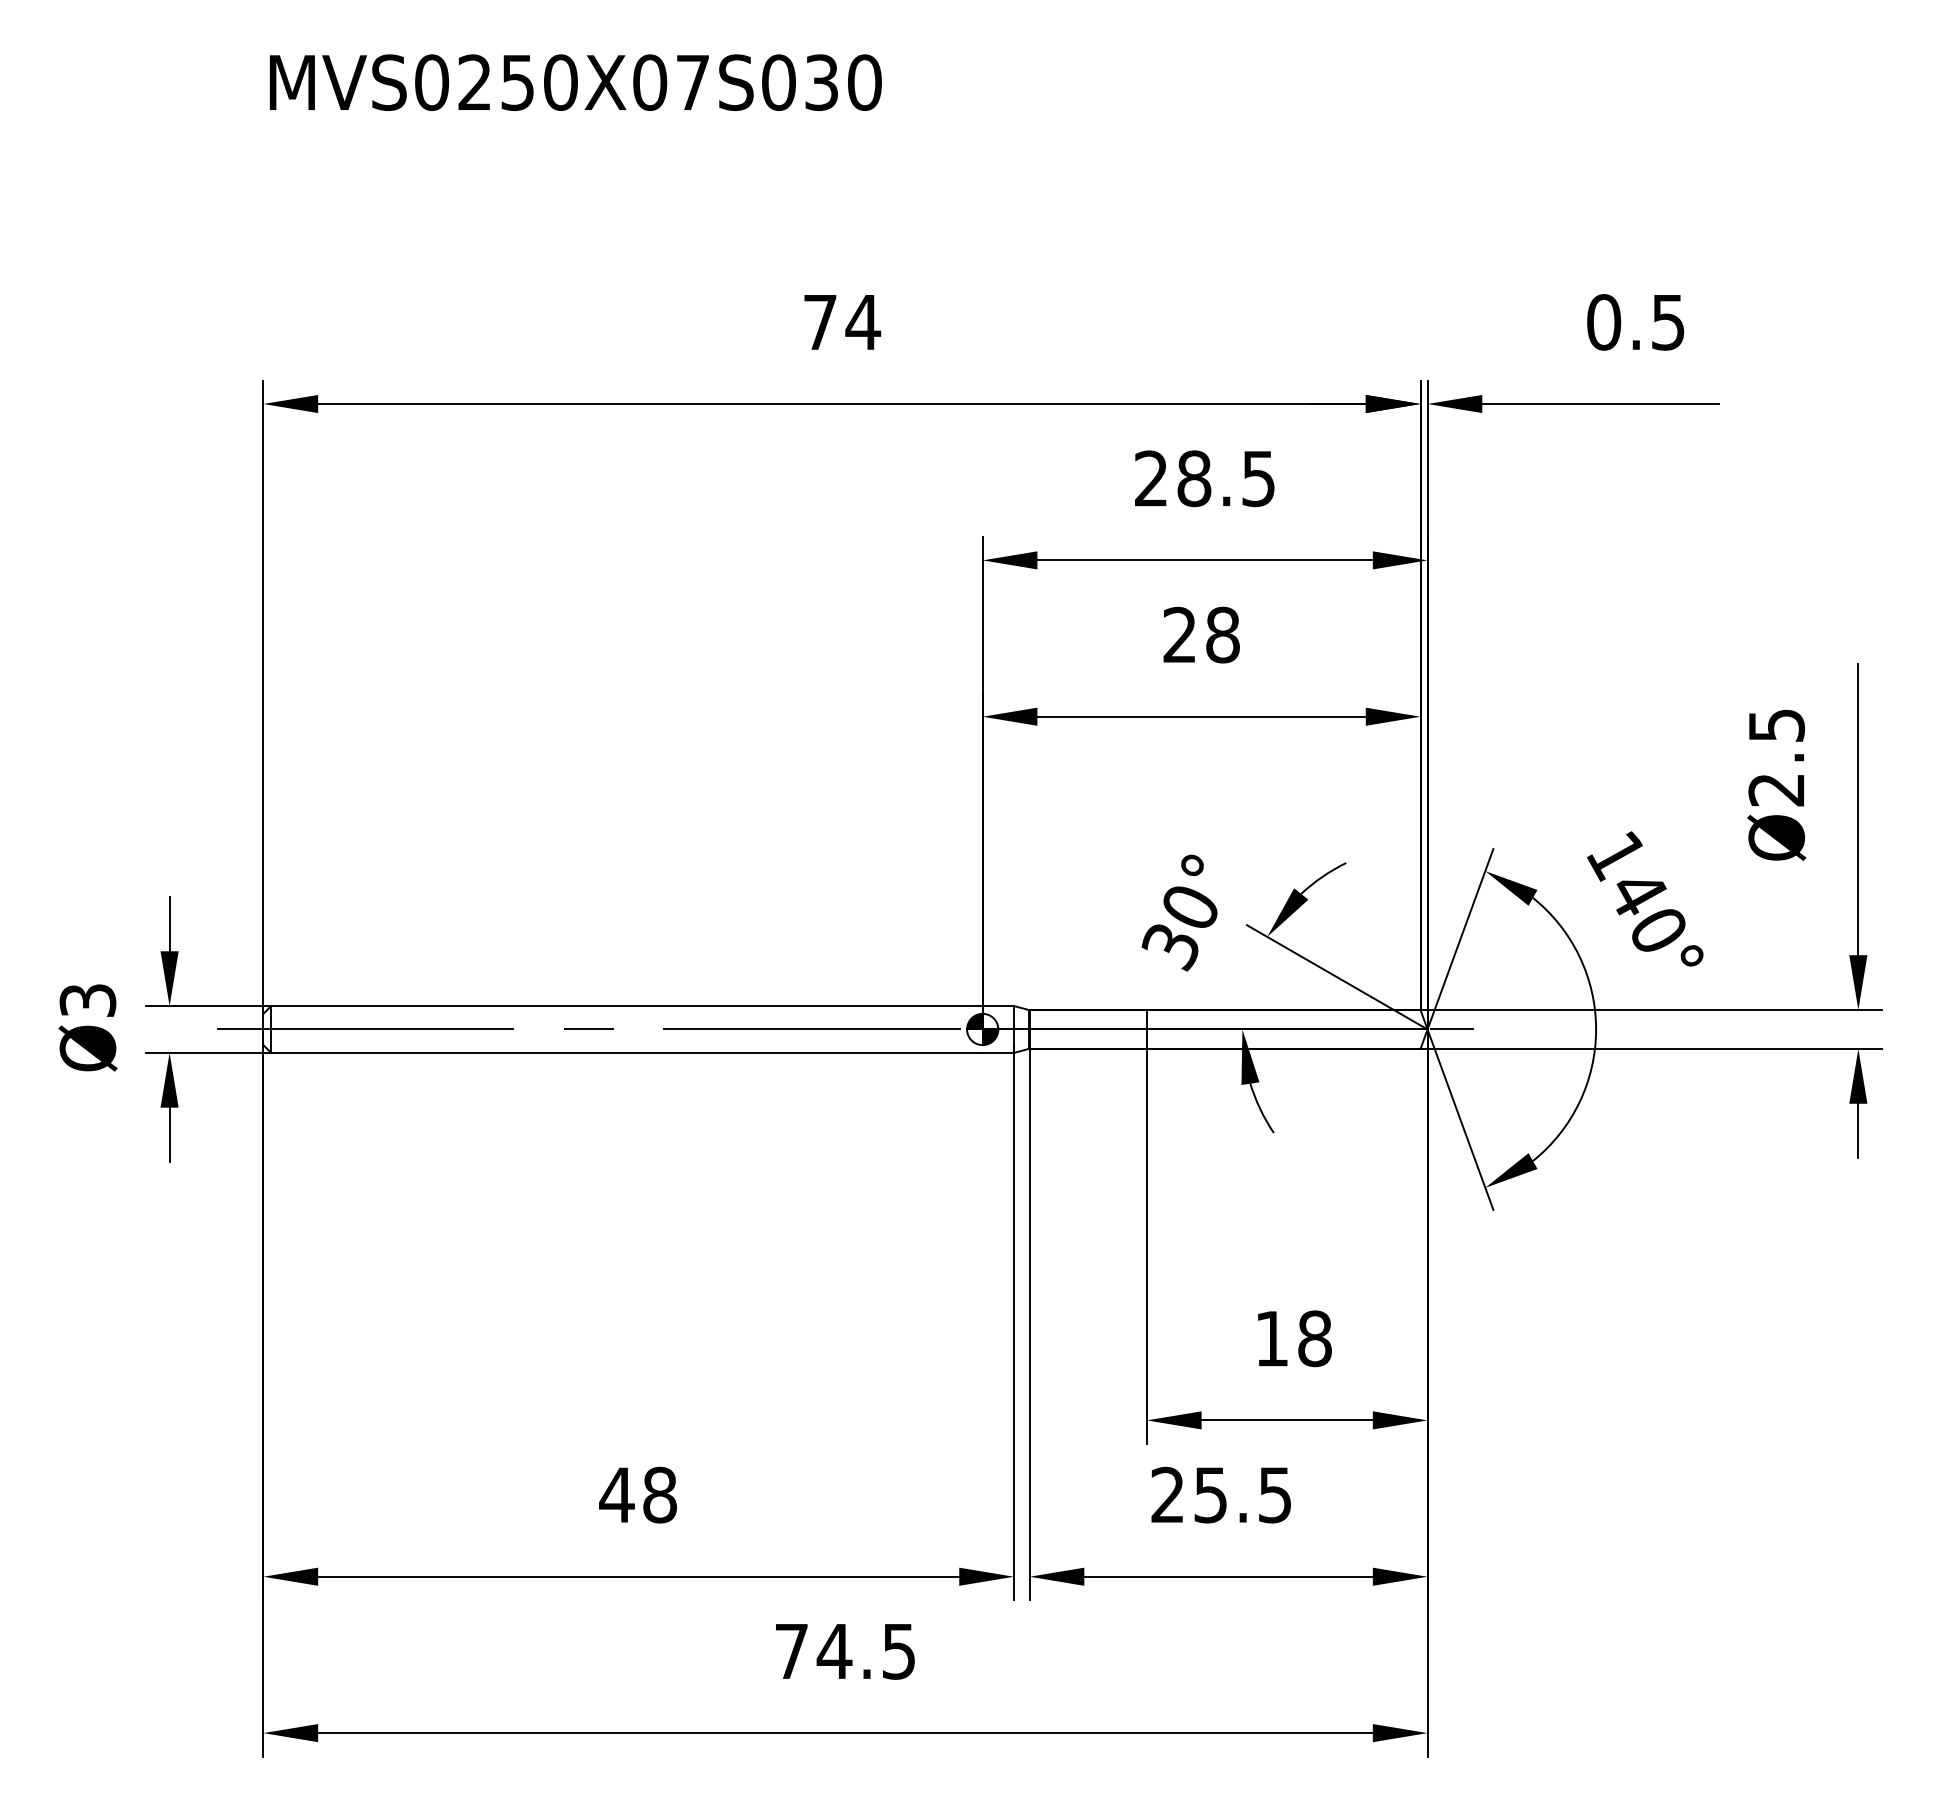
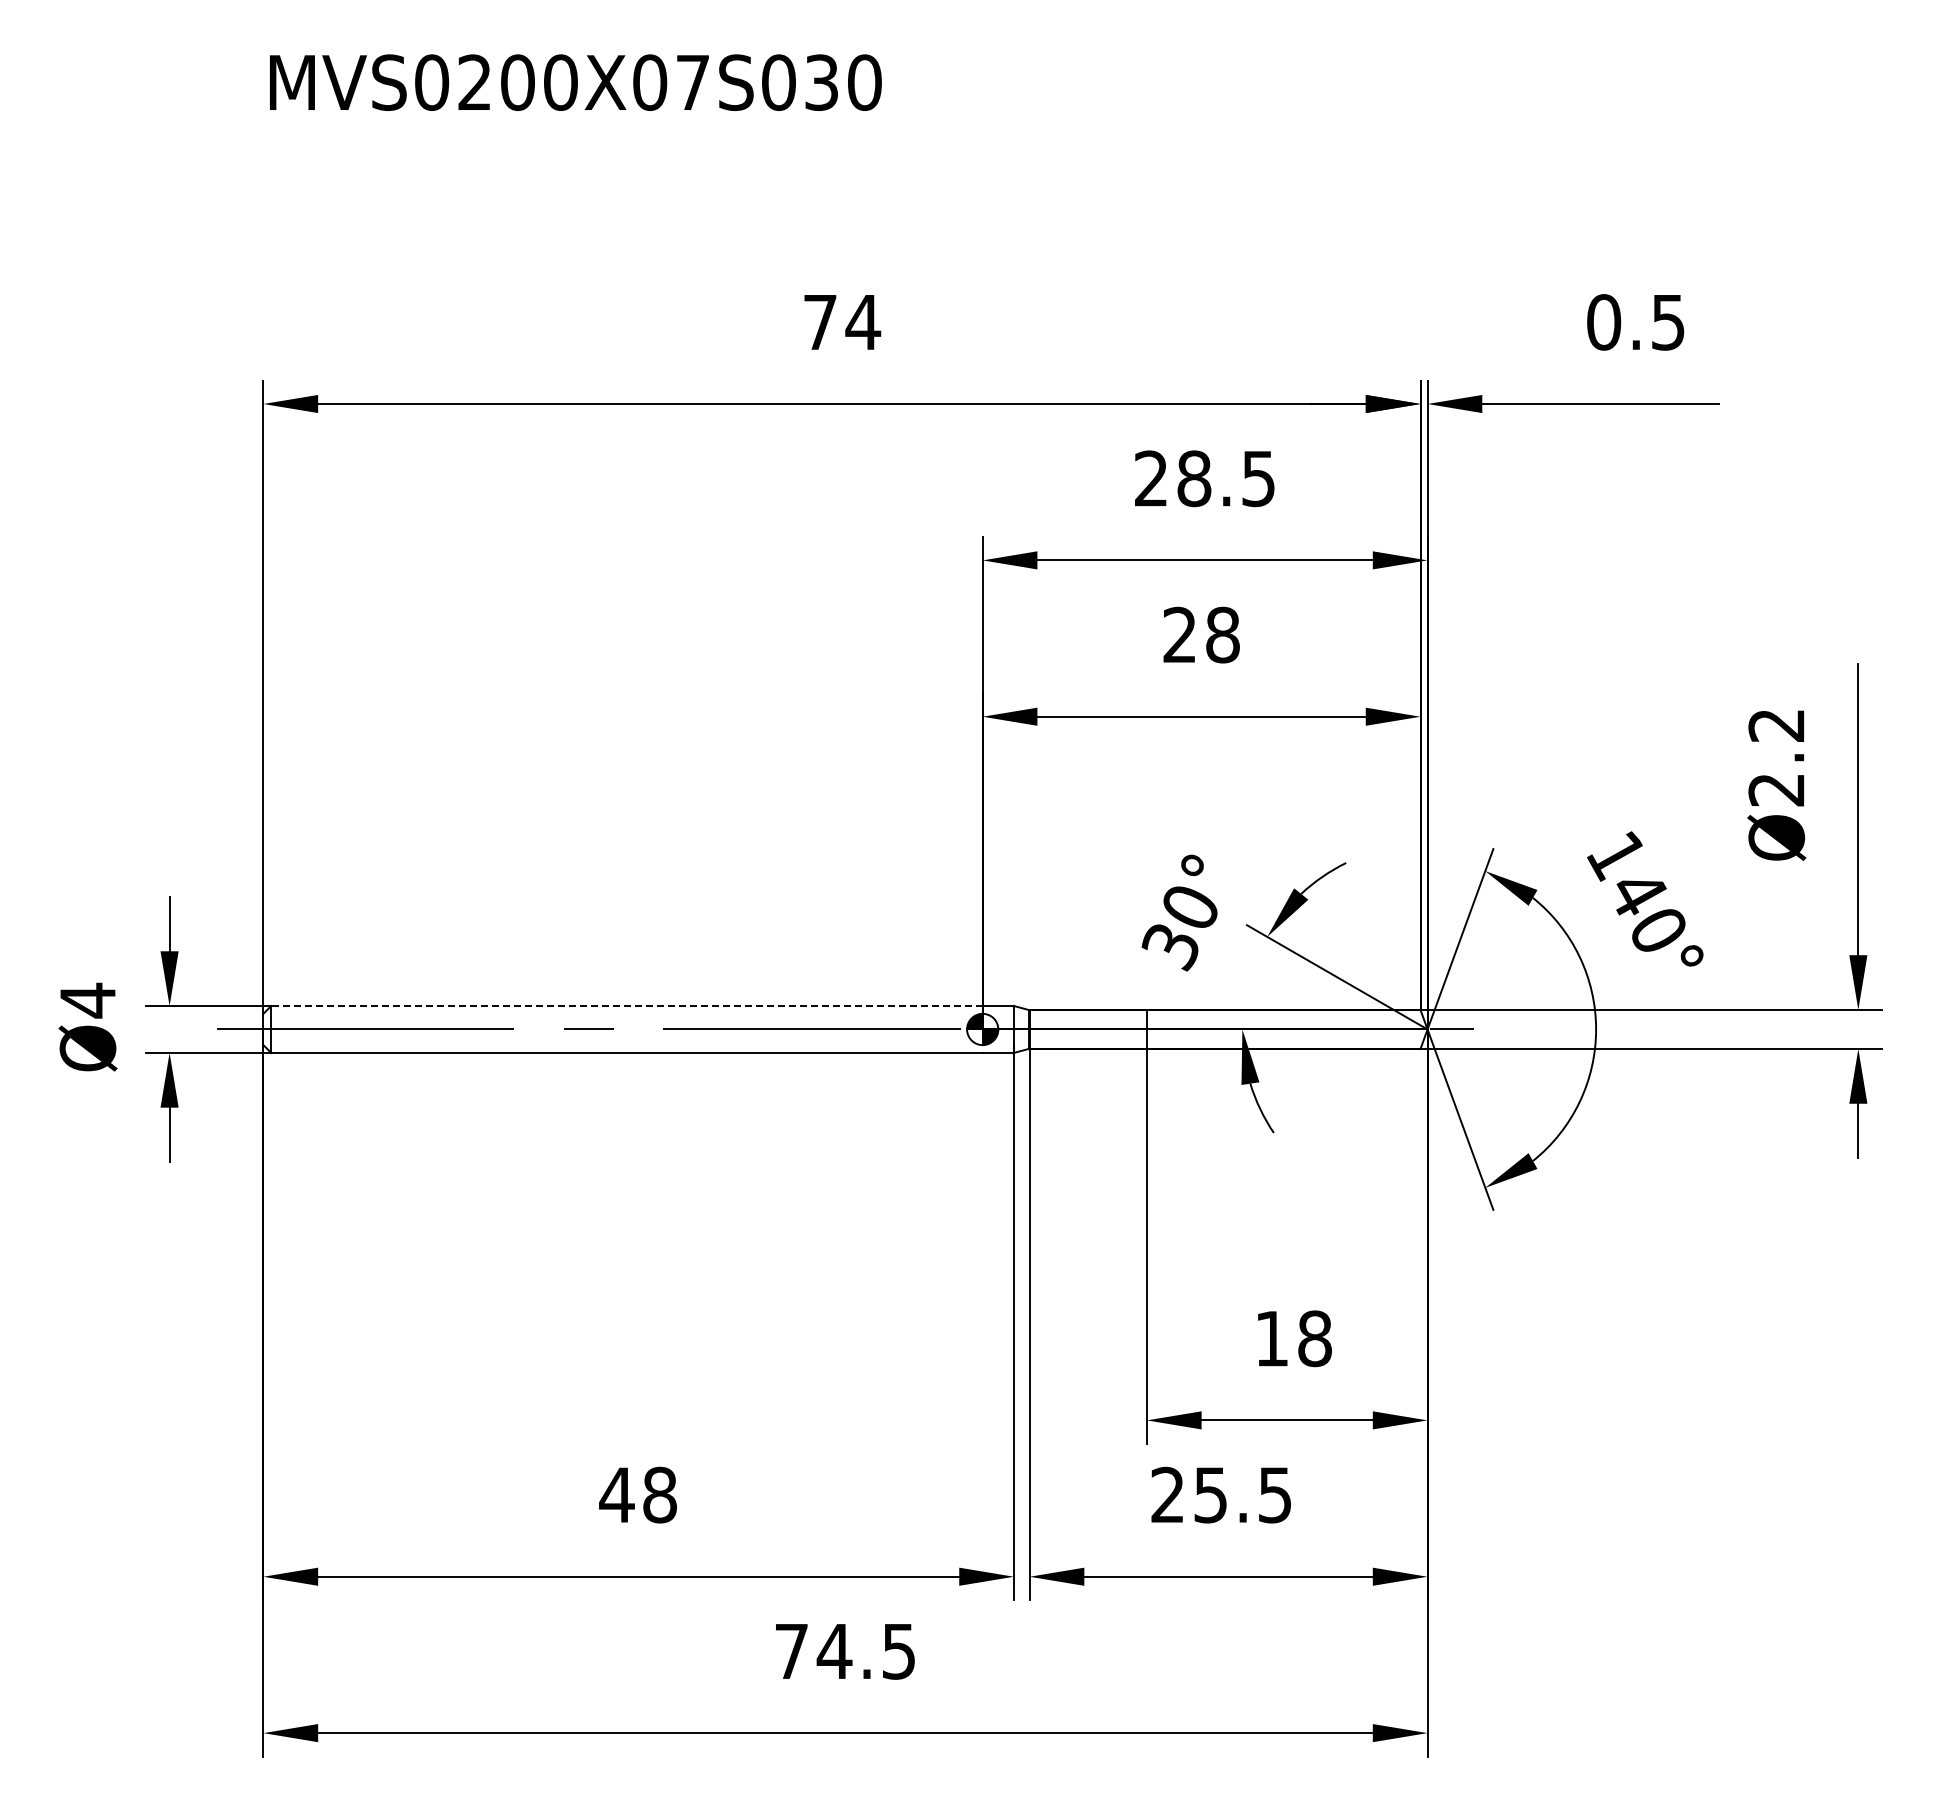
text: MVS0250X07S030 -> MVS0200X07S030 (517, 82)
text: Ø2.5 -> Ø2.2 (1776, 725)
text: Ø3 -> Ø4 (87, 1000)
line: solid -> dashed (626, 1006)
